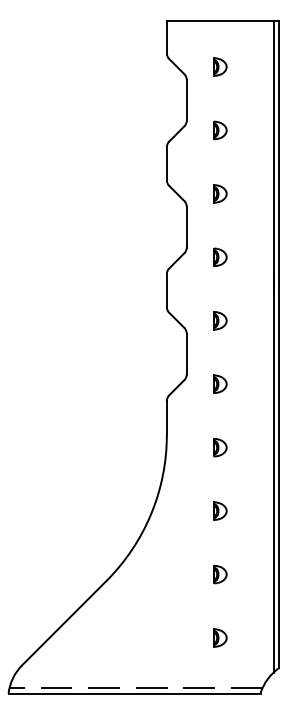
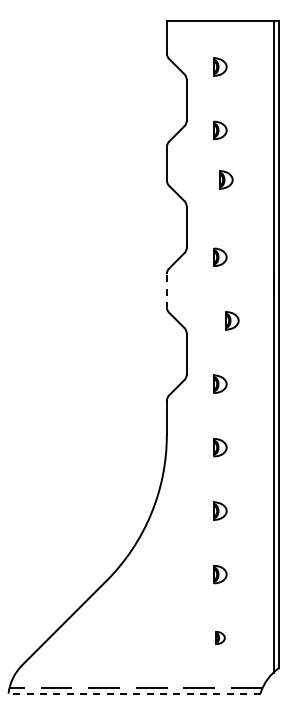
part position: (220, 193) -> (226, 179) (226, 179)
line: solid -> dashed (166, 291)
part position: (220, 320) -> (232, 320) (232, 320)
part size: 15x20 px -> 11x14 px (220, 637)
line: solid -> dashed (134, 693)
